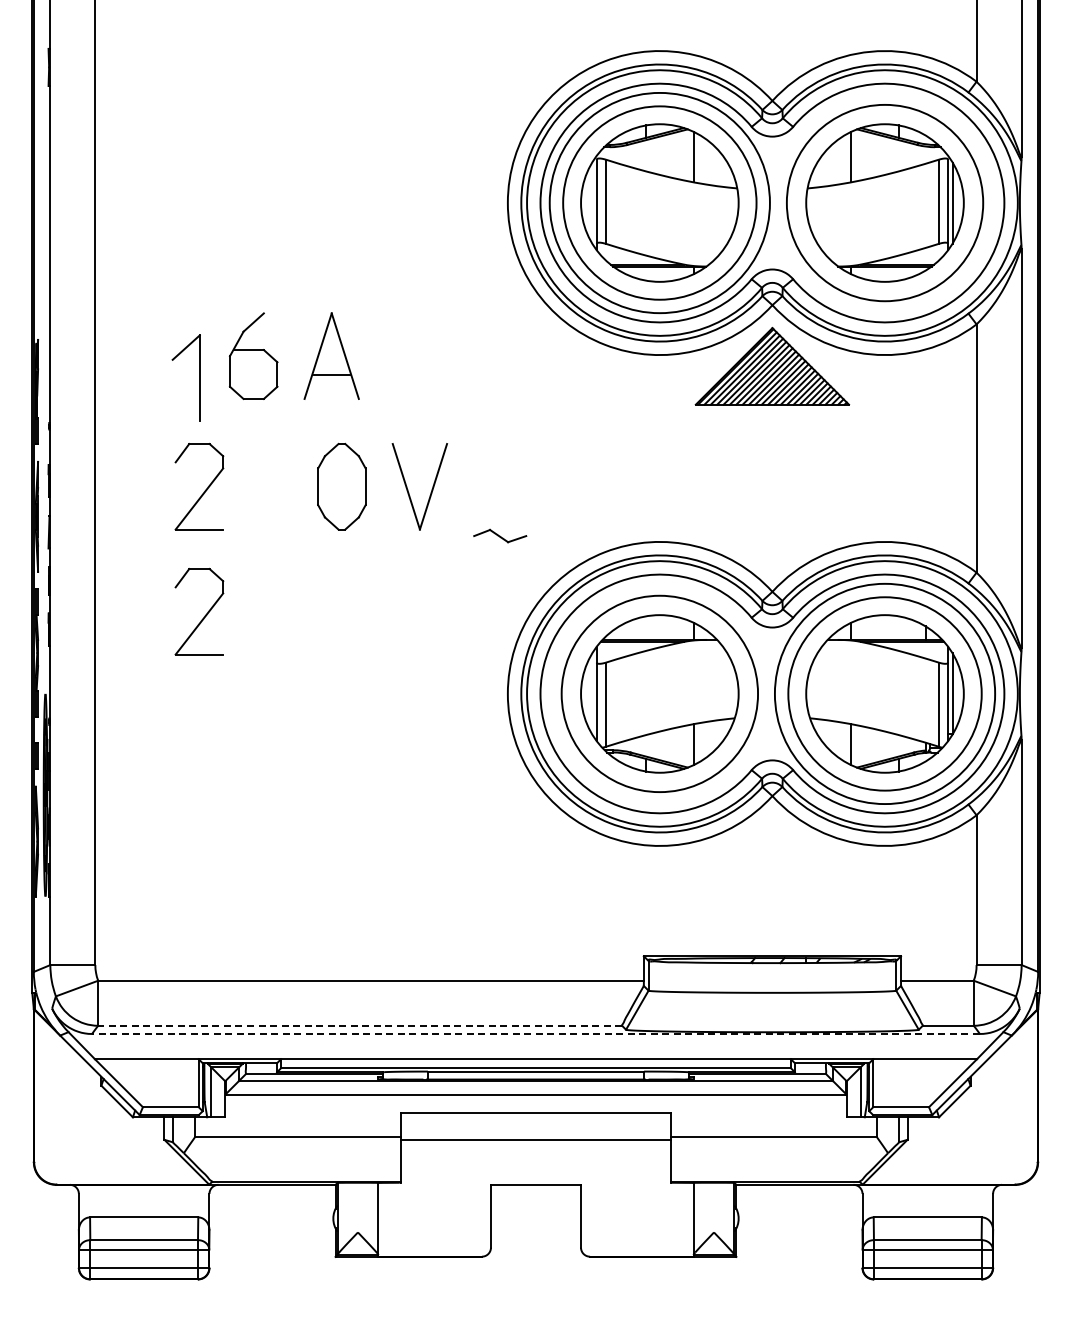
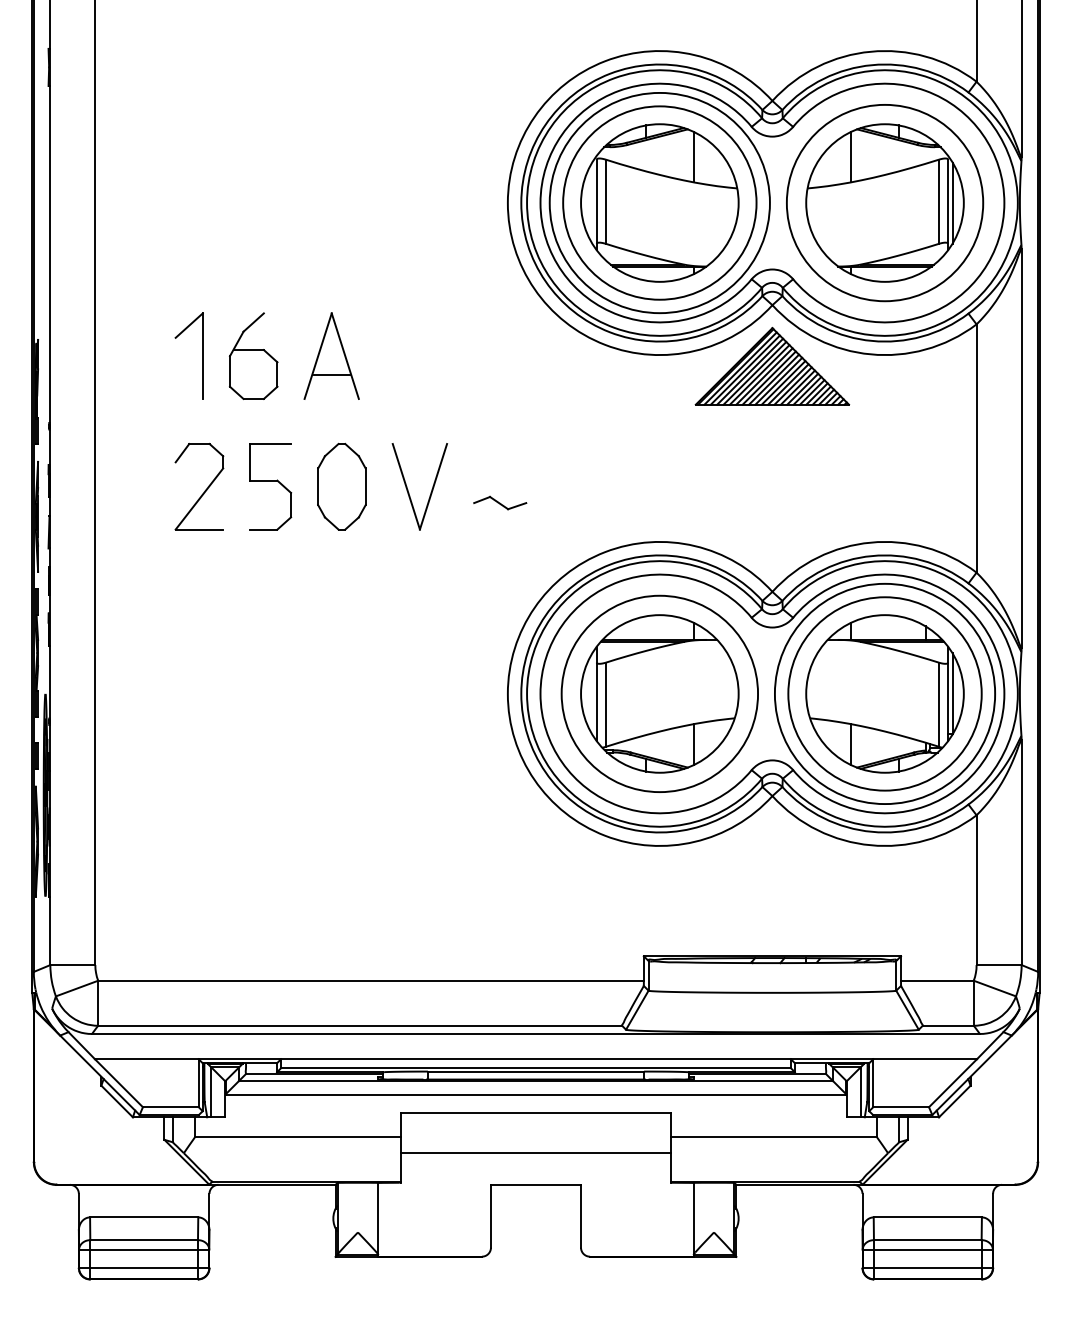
part position: (199, 377) -> (202, 355) (202, 355)
part: none -> present (270, 486)
part position: (500, 535) -> (500, 502) (500, 502)
part: present -> none (204, 615)
line: dashed -> solid (360, 1025)
line: dashed -> solid (535, 1033)
line position: (535, 1140) -> (535, 1153) (535, 1153)
